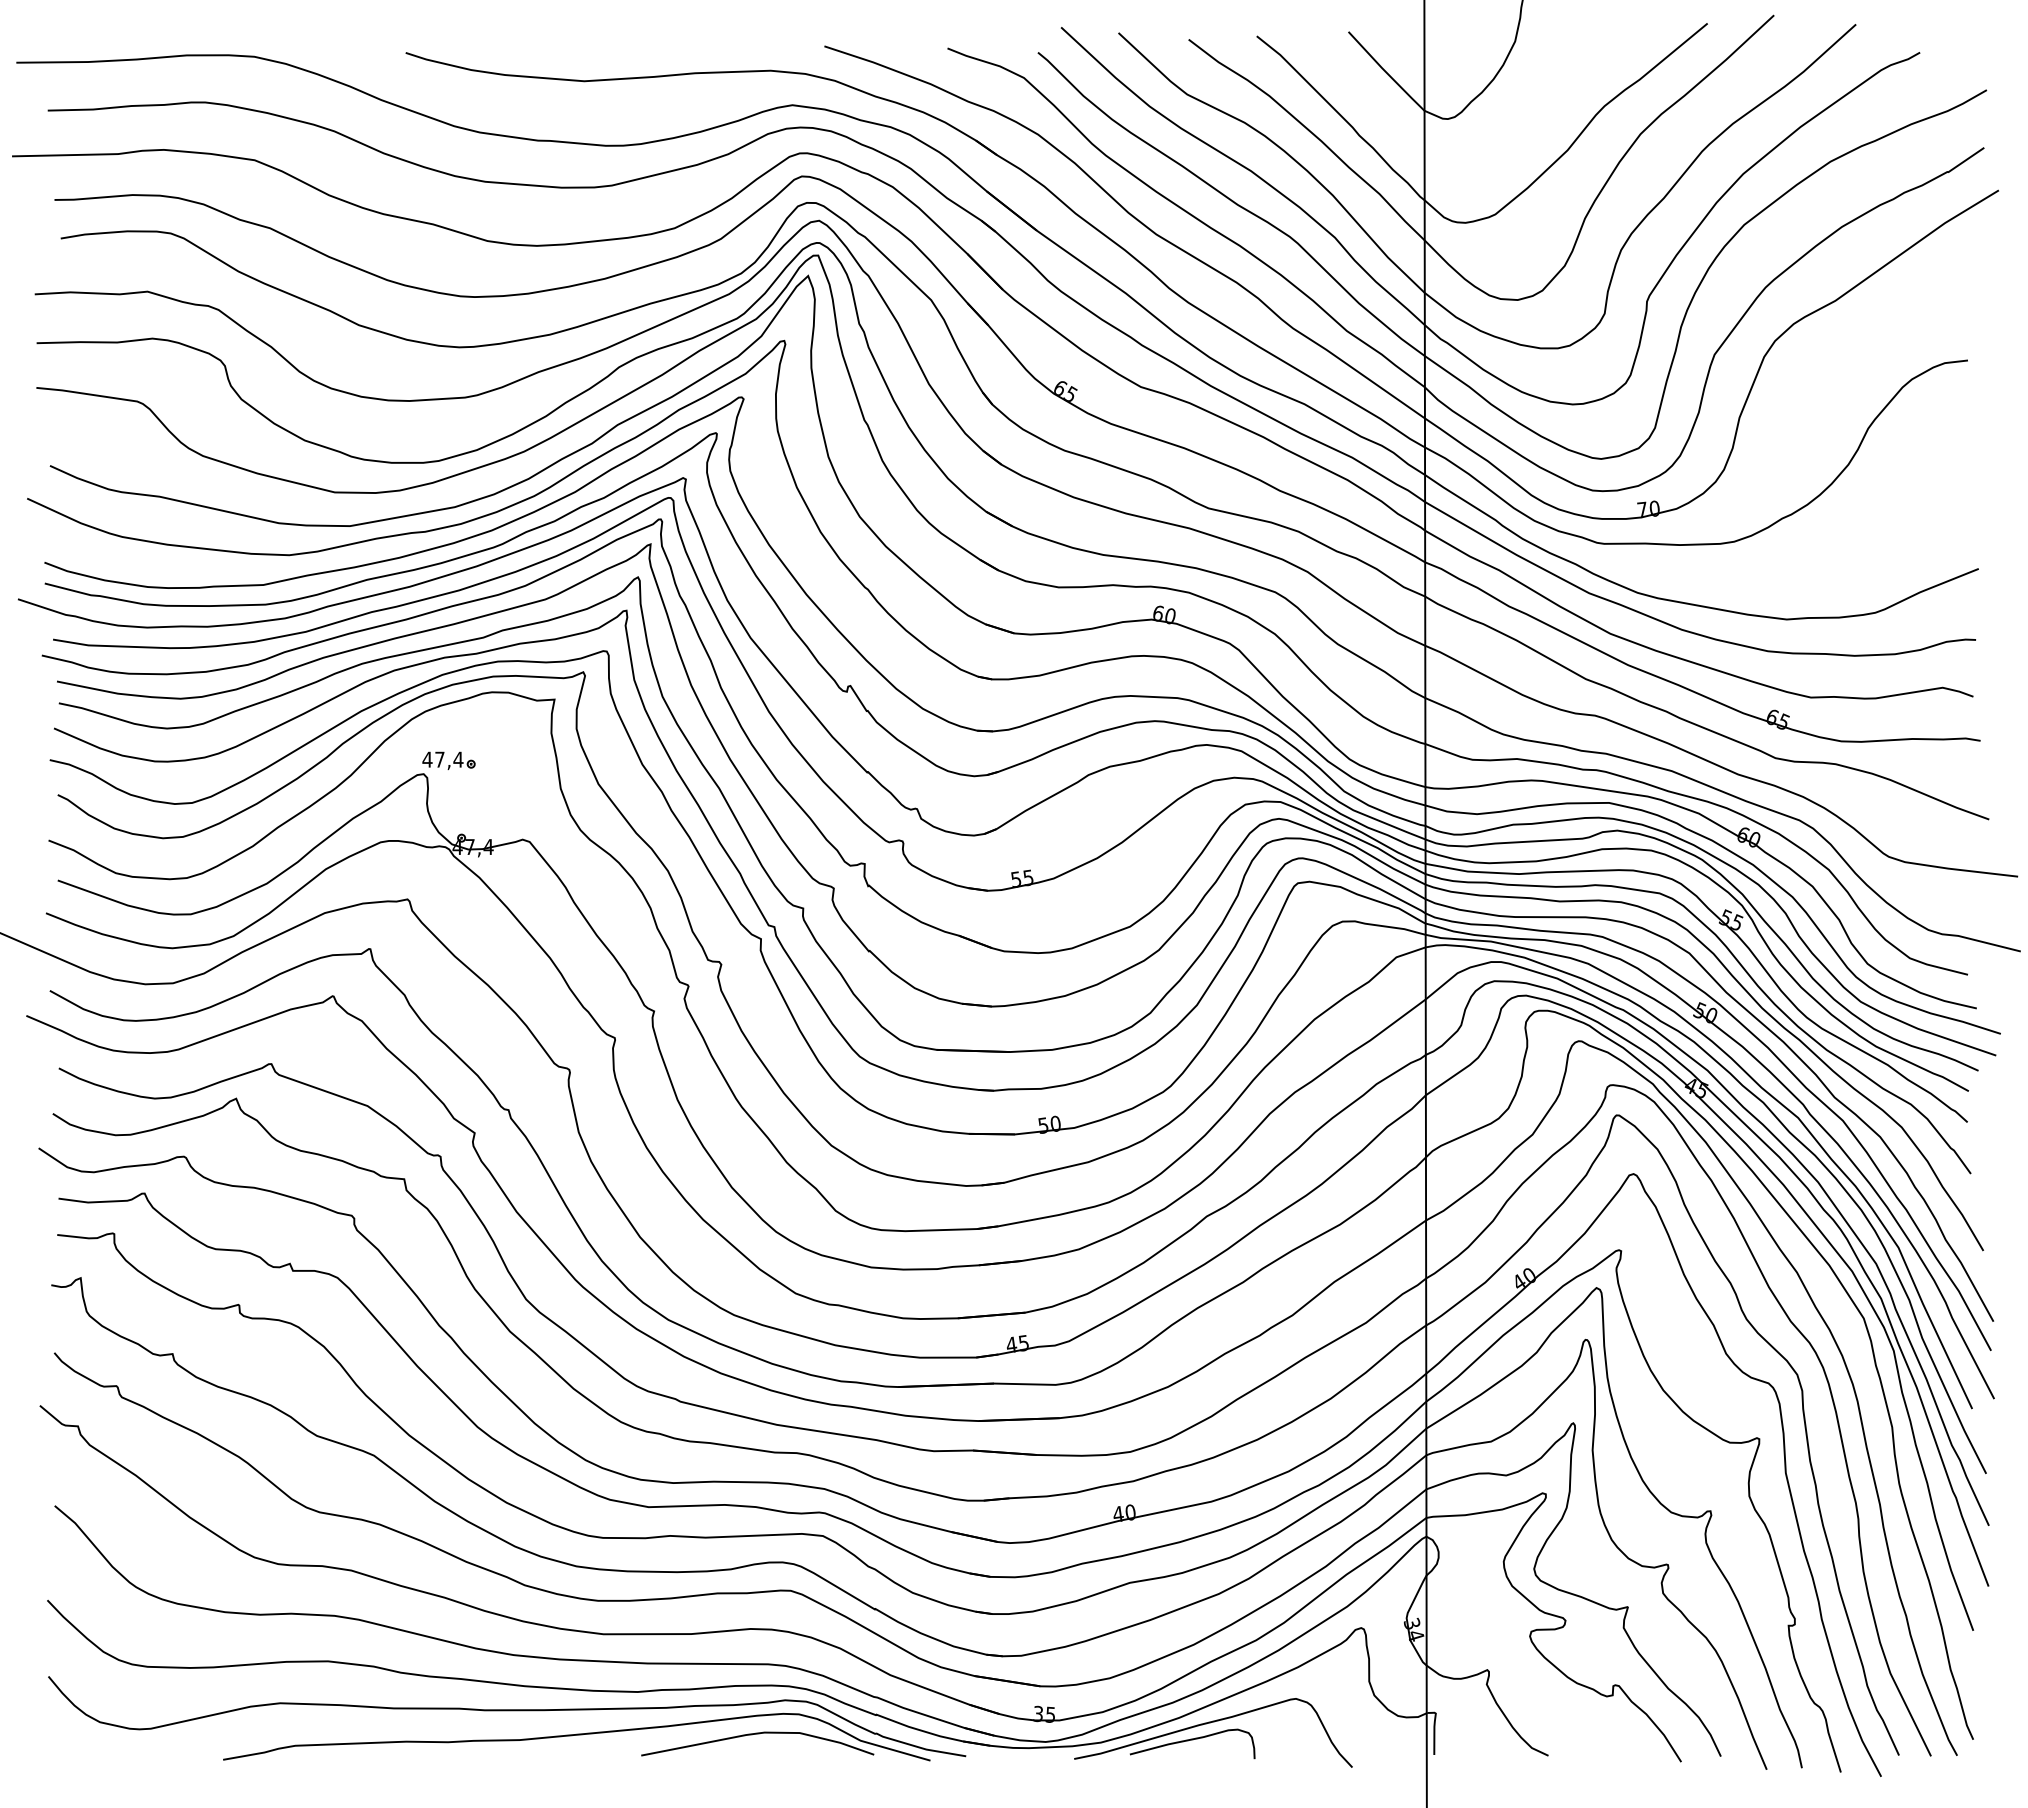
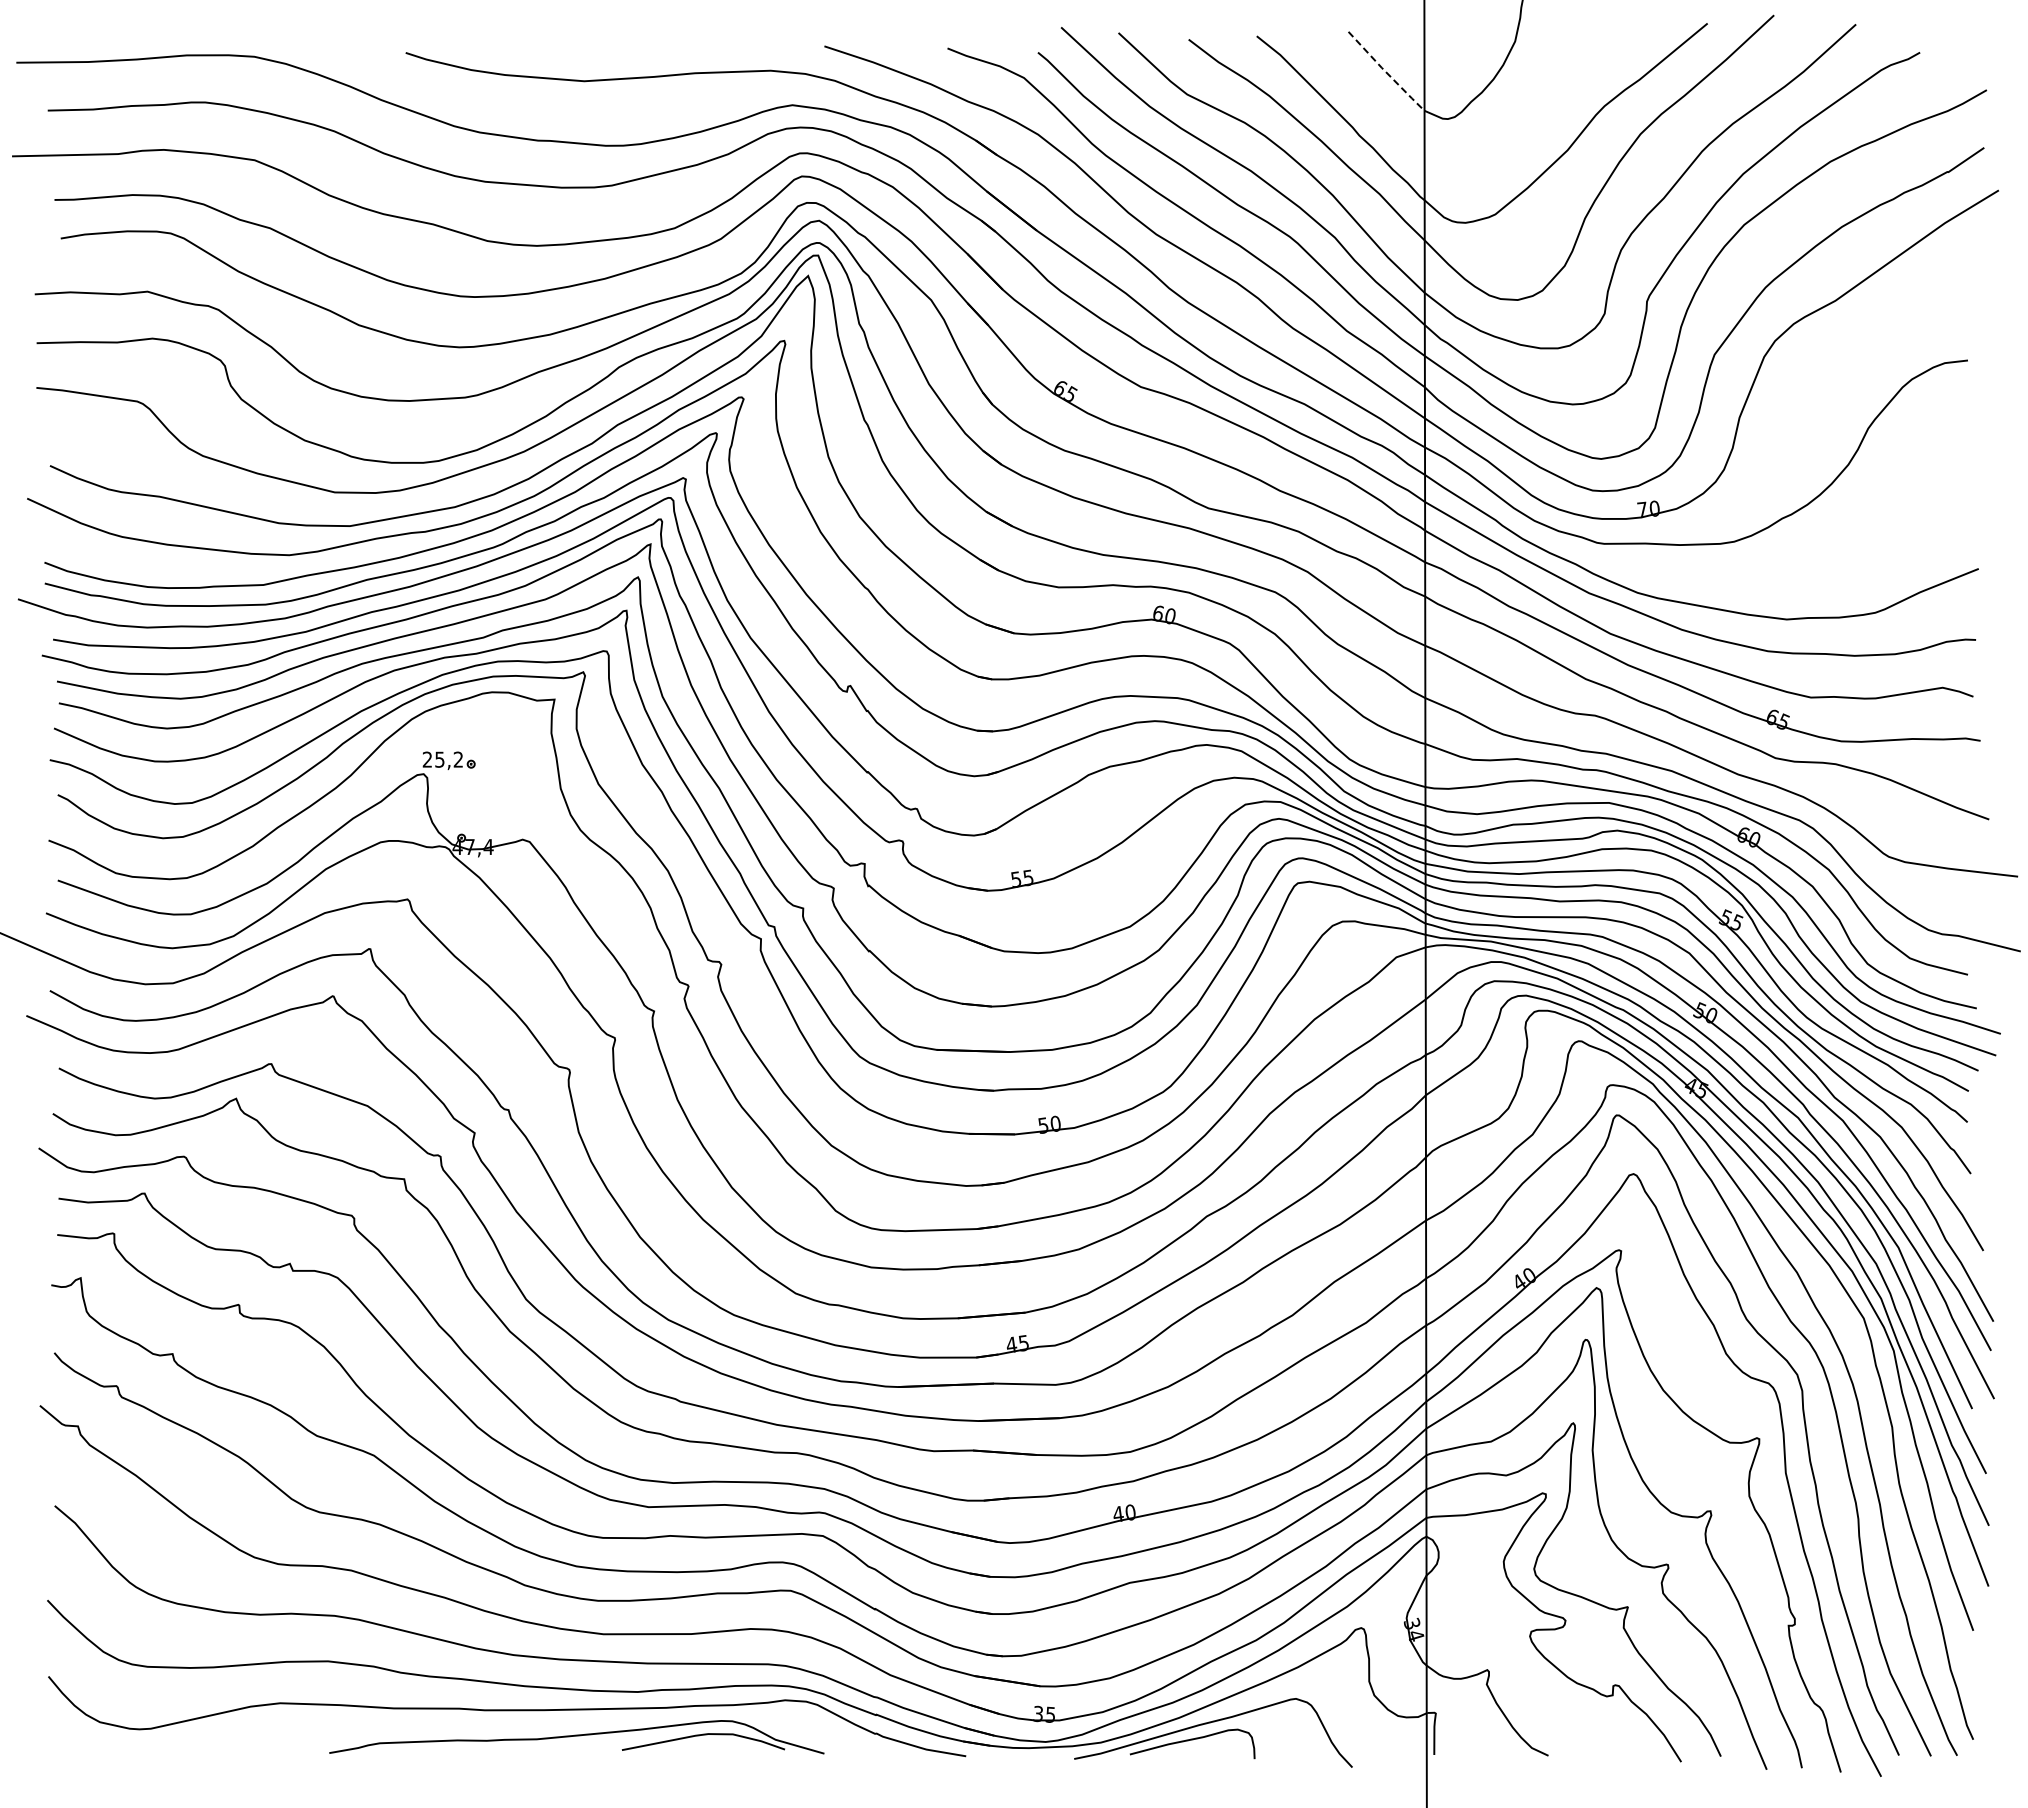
line: solid -> dashed (1386, 72)
text: 47,4 -> 25,2 (442, 759)
part size: 708x49 px -> 496x35 px (576, 1737)
